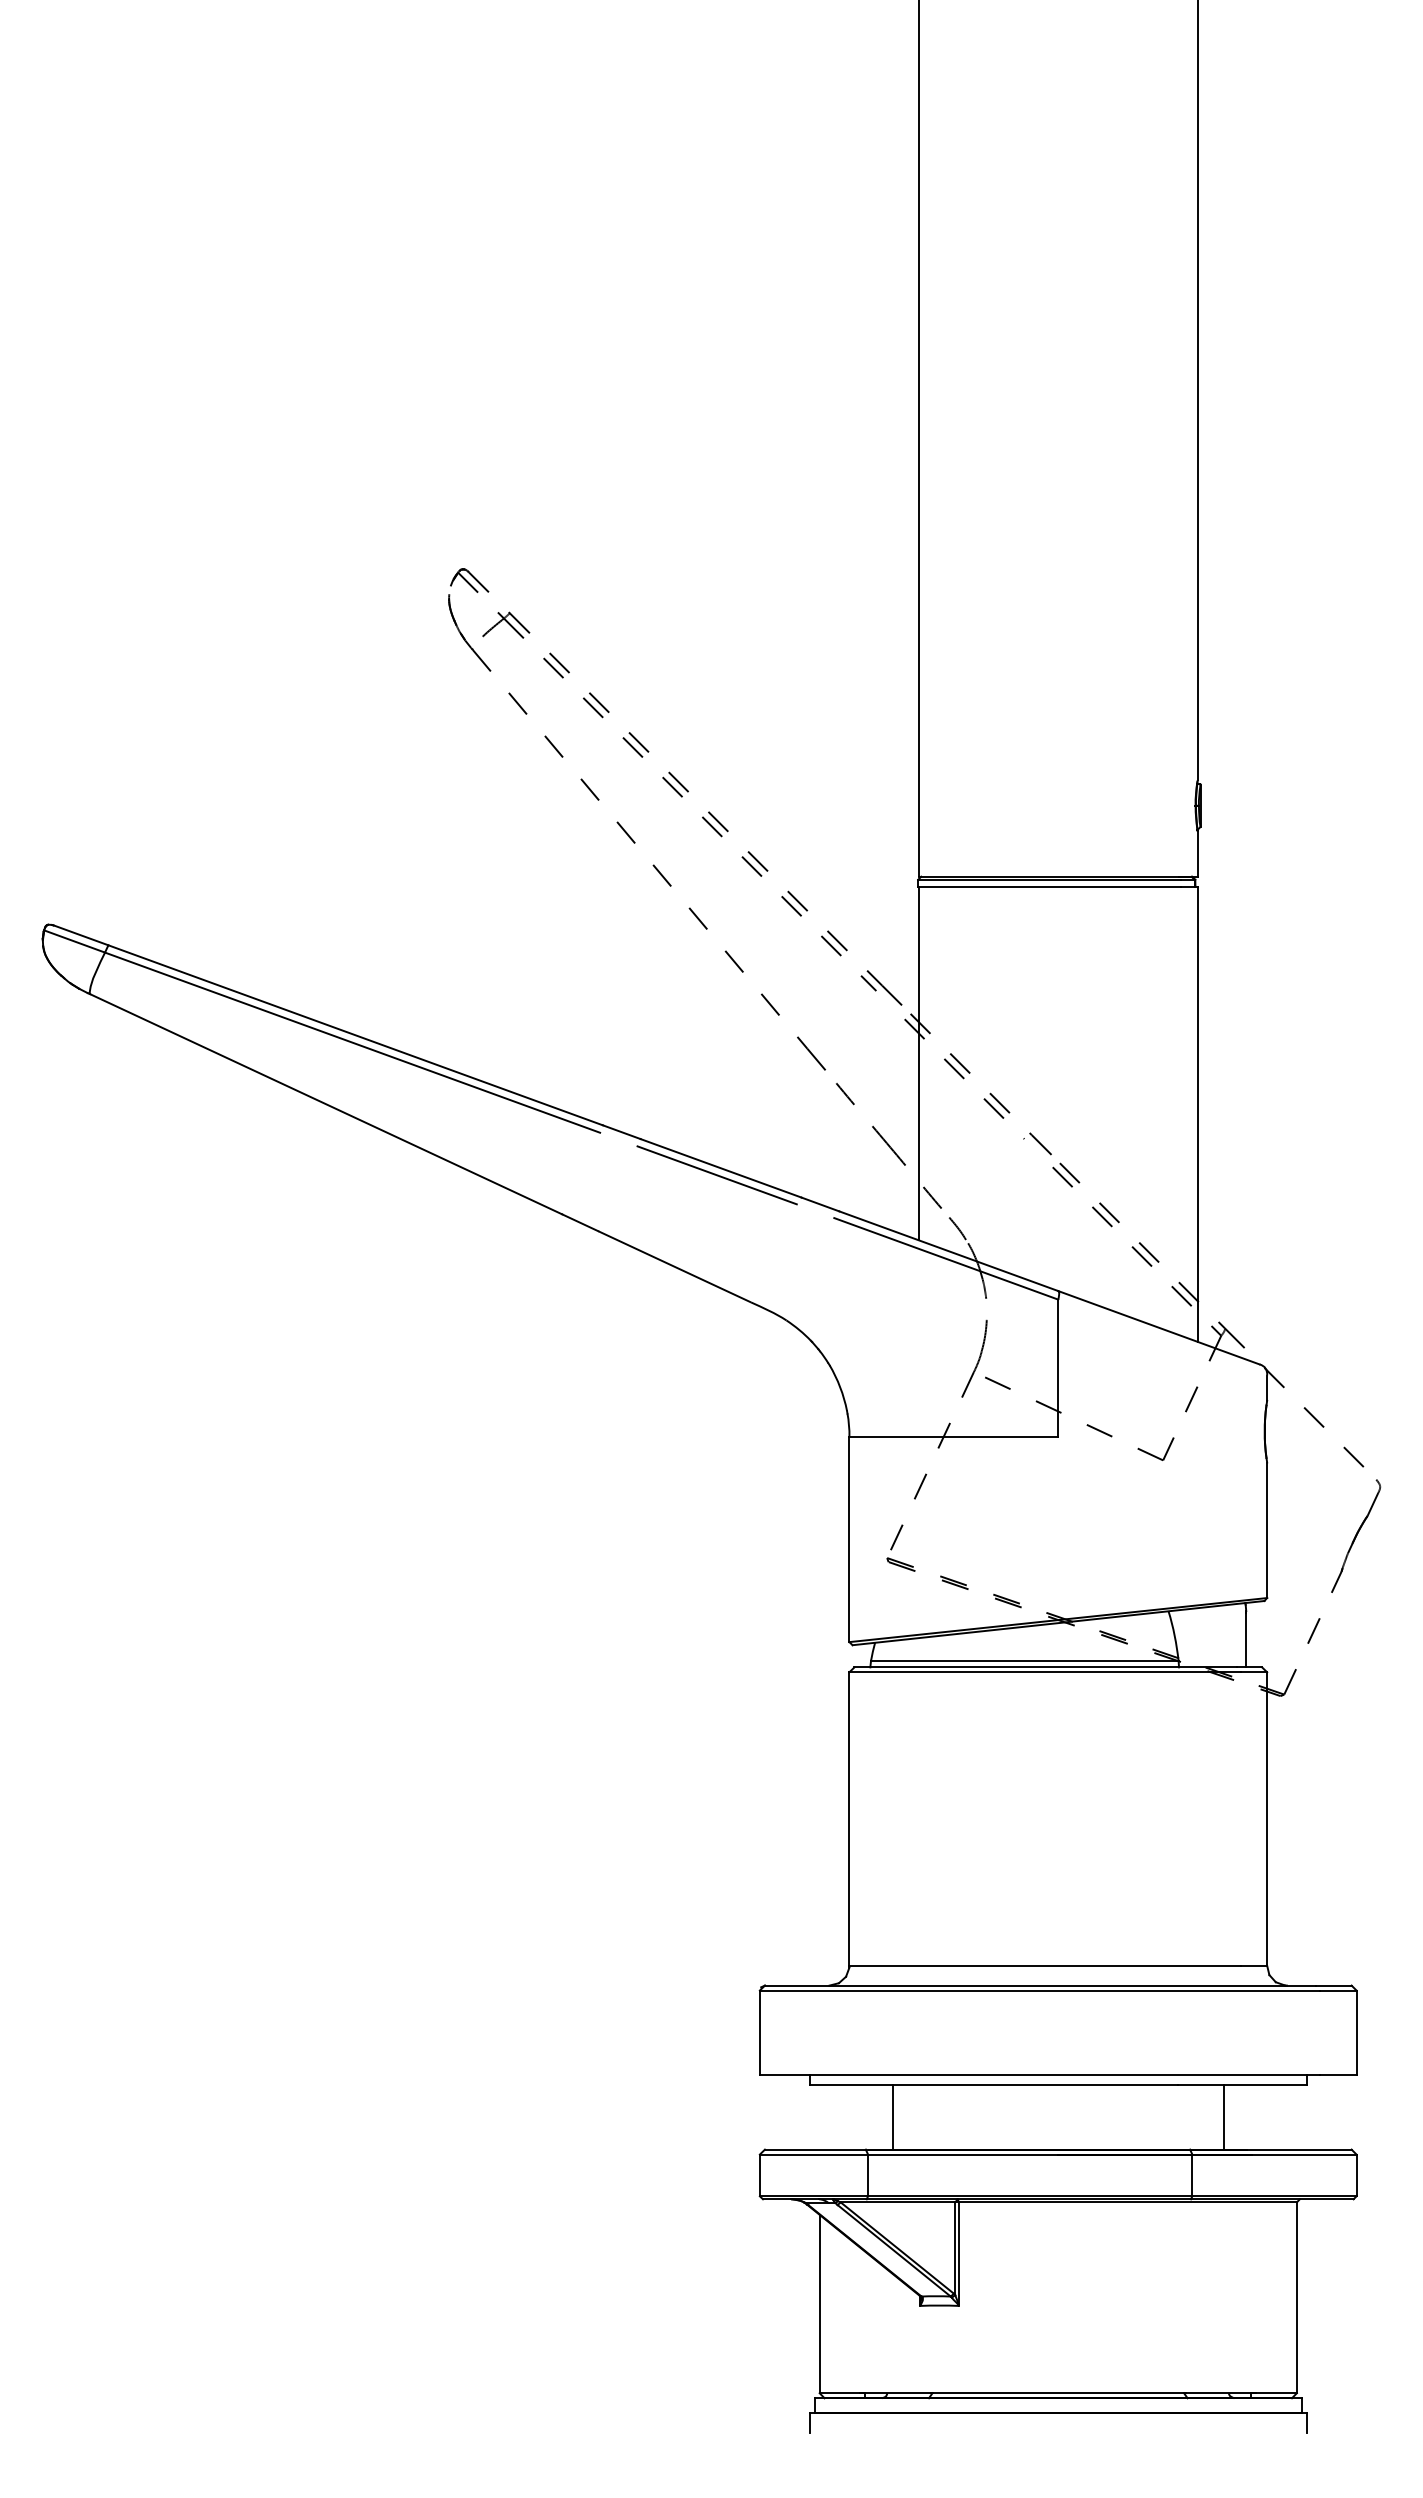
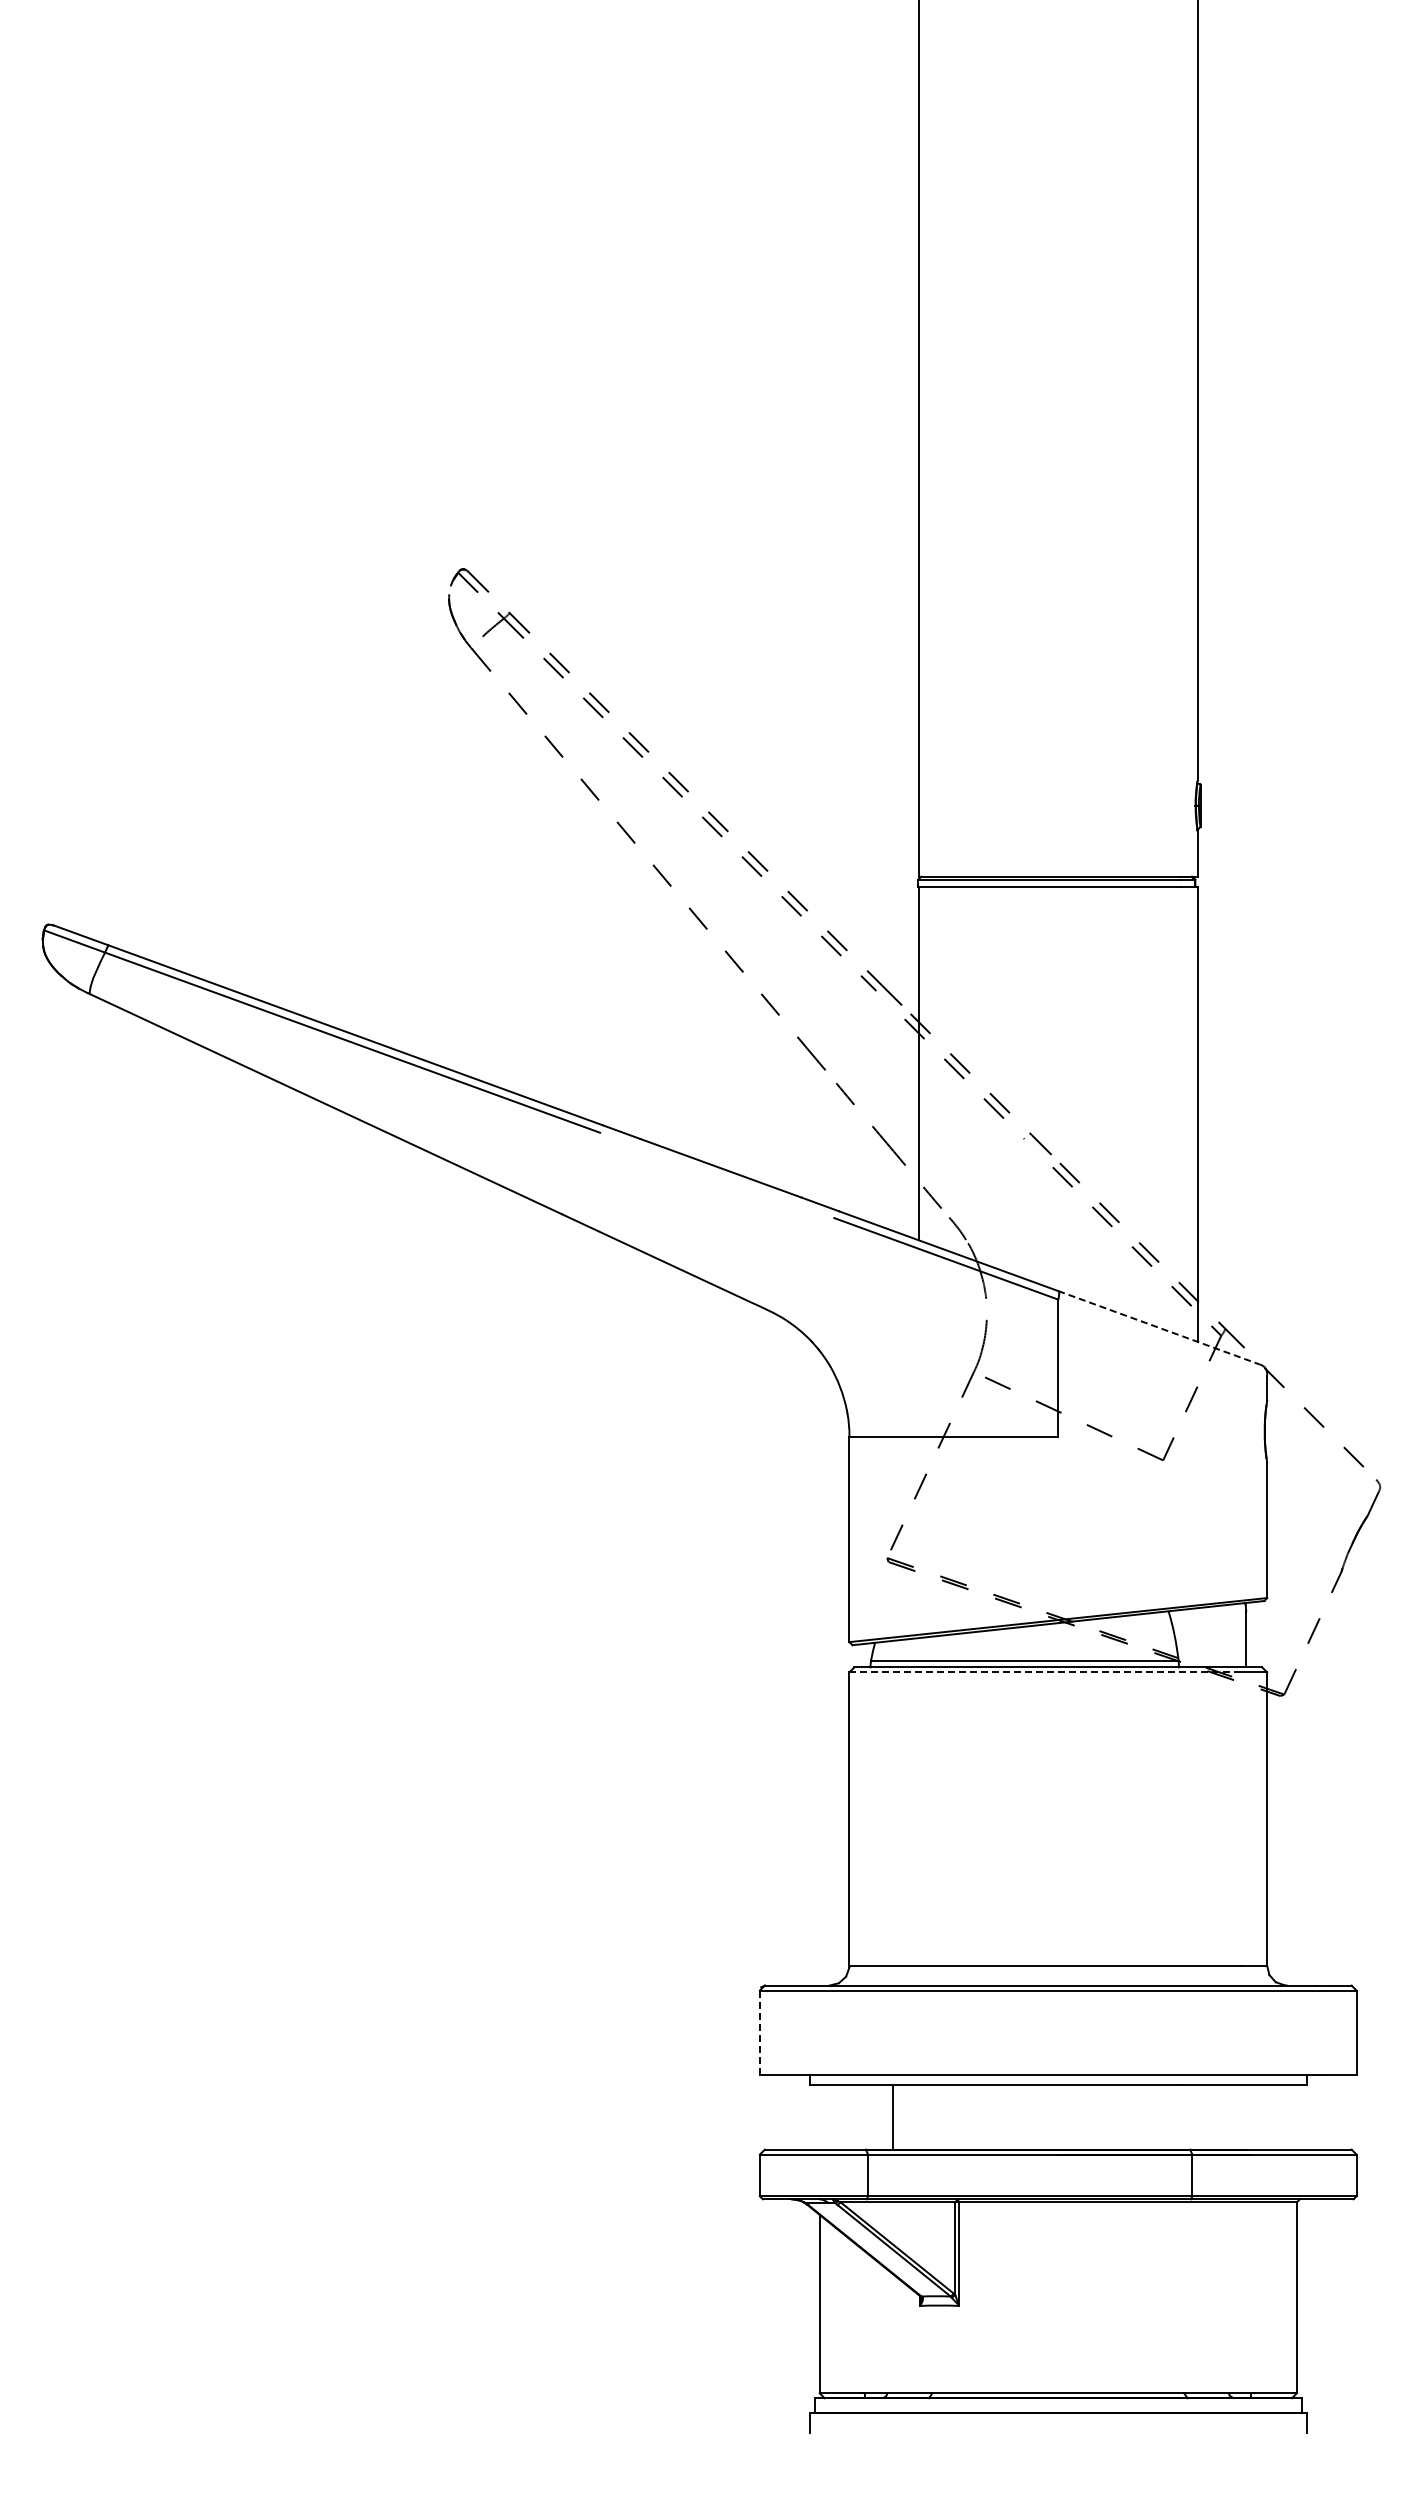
line: present -> none (716, 1175)
line: solid -> dashed (1159, 1327)
line: solid -> dashed (1045, 1672)
line: solid -> dashed (759, 2033)
line: present -> none (1223, 2116)
